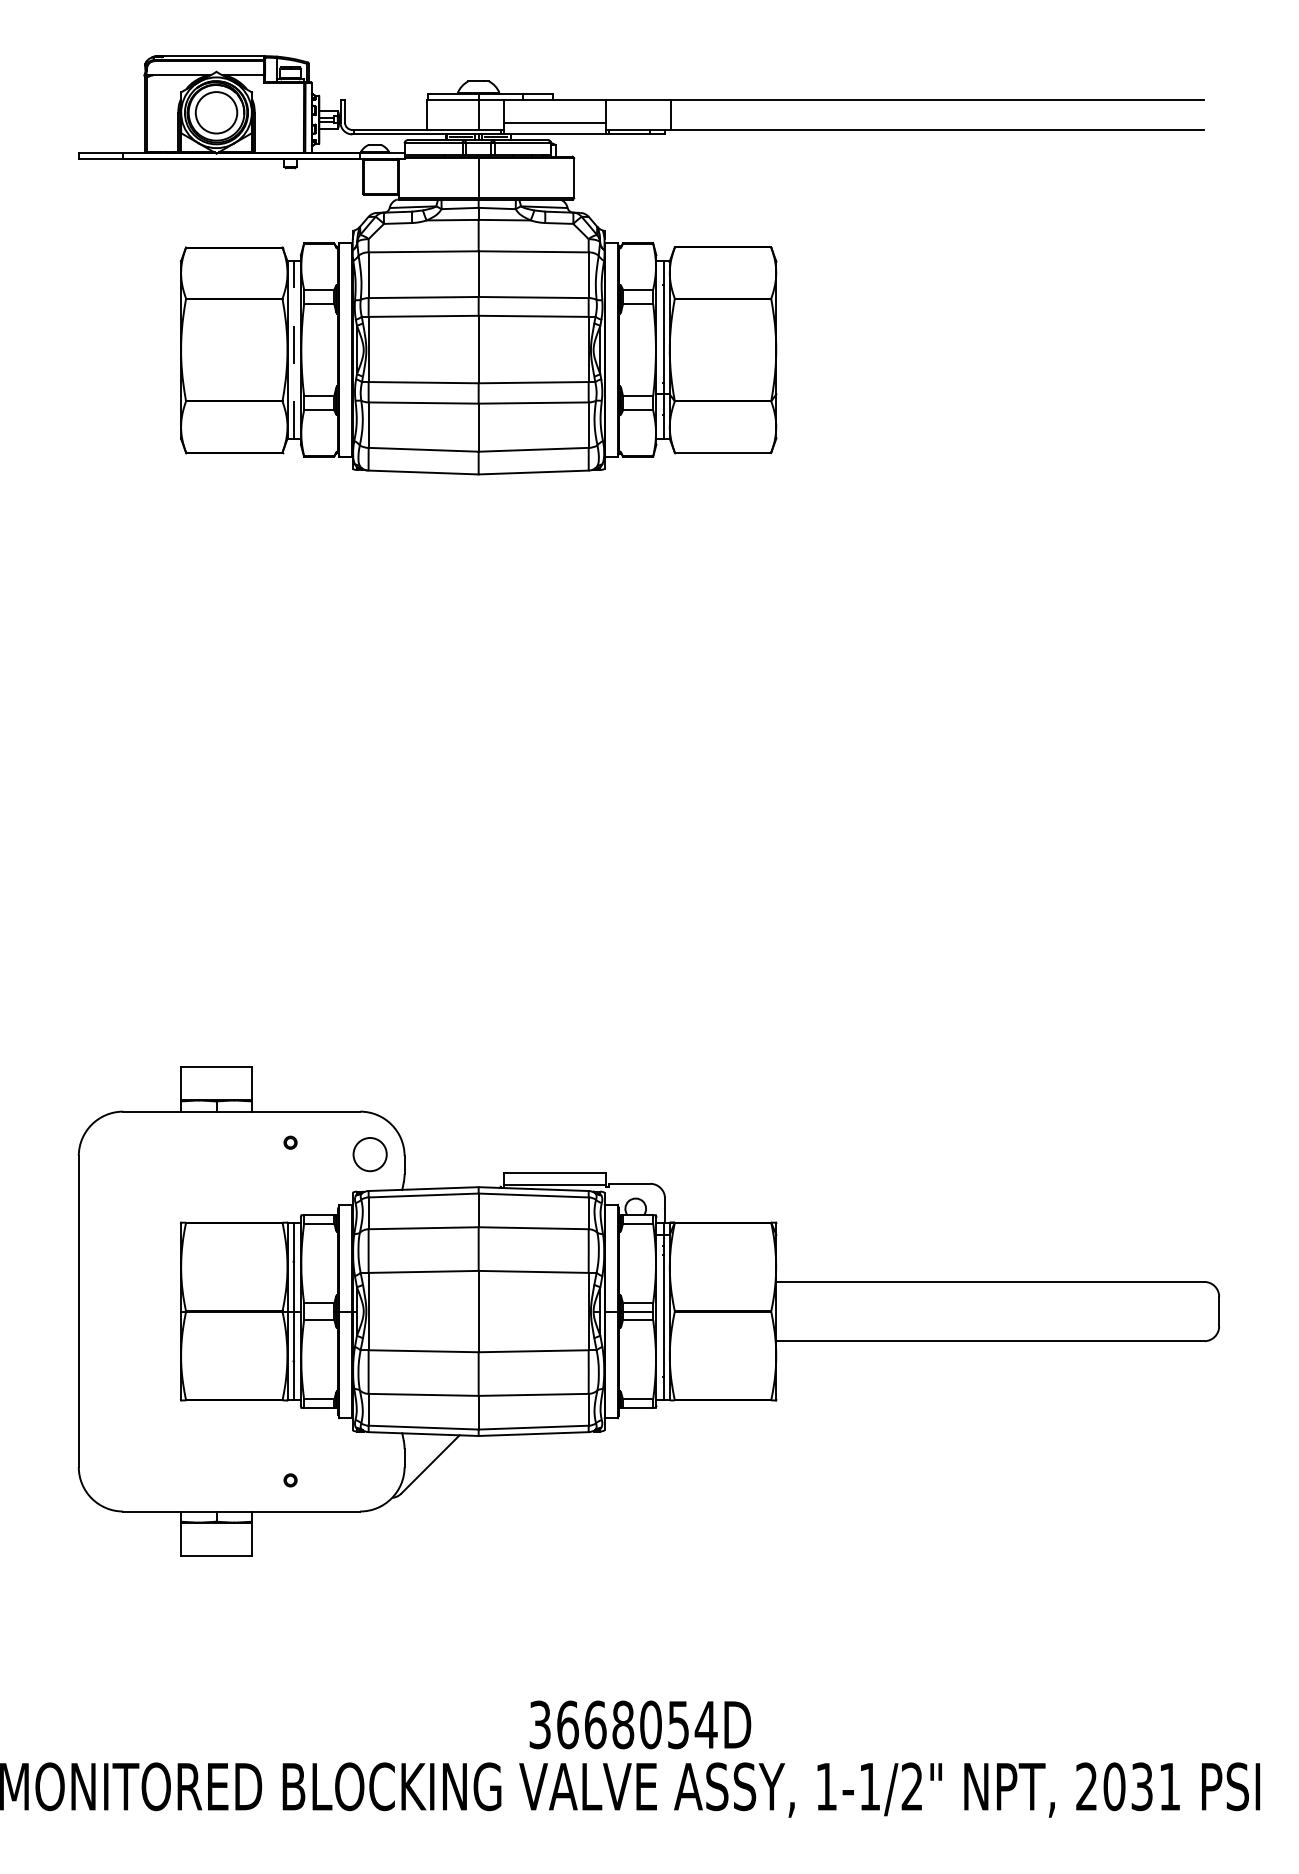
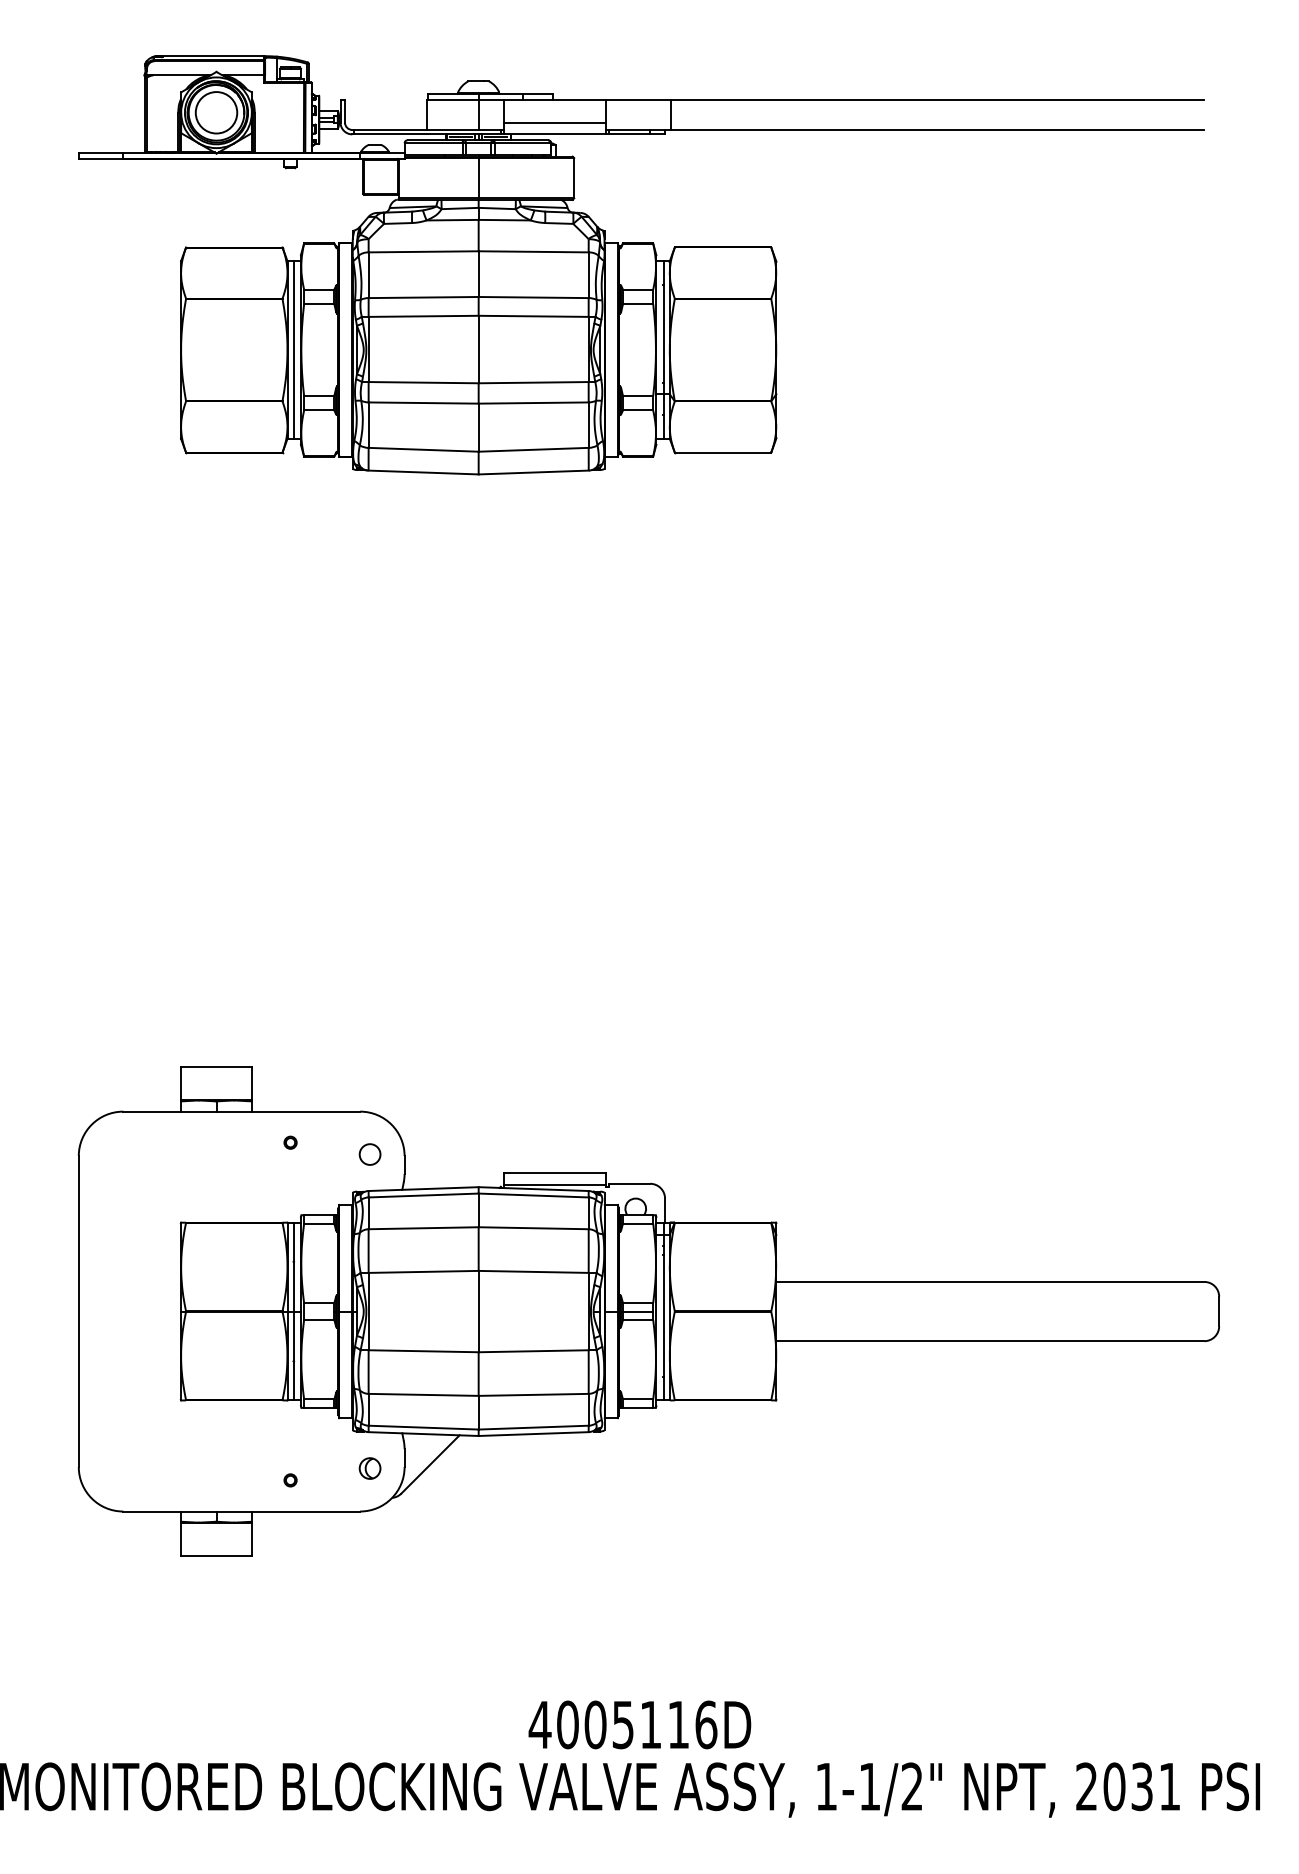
line: dashed -> solid (293, 350)
circle size: 36x36 px -> 24x23 px (369, 1154)
part: none -> present (369, 1468)
text: 3668054D -> 4005116D (622, 1724)
